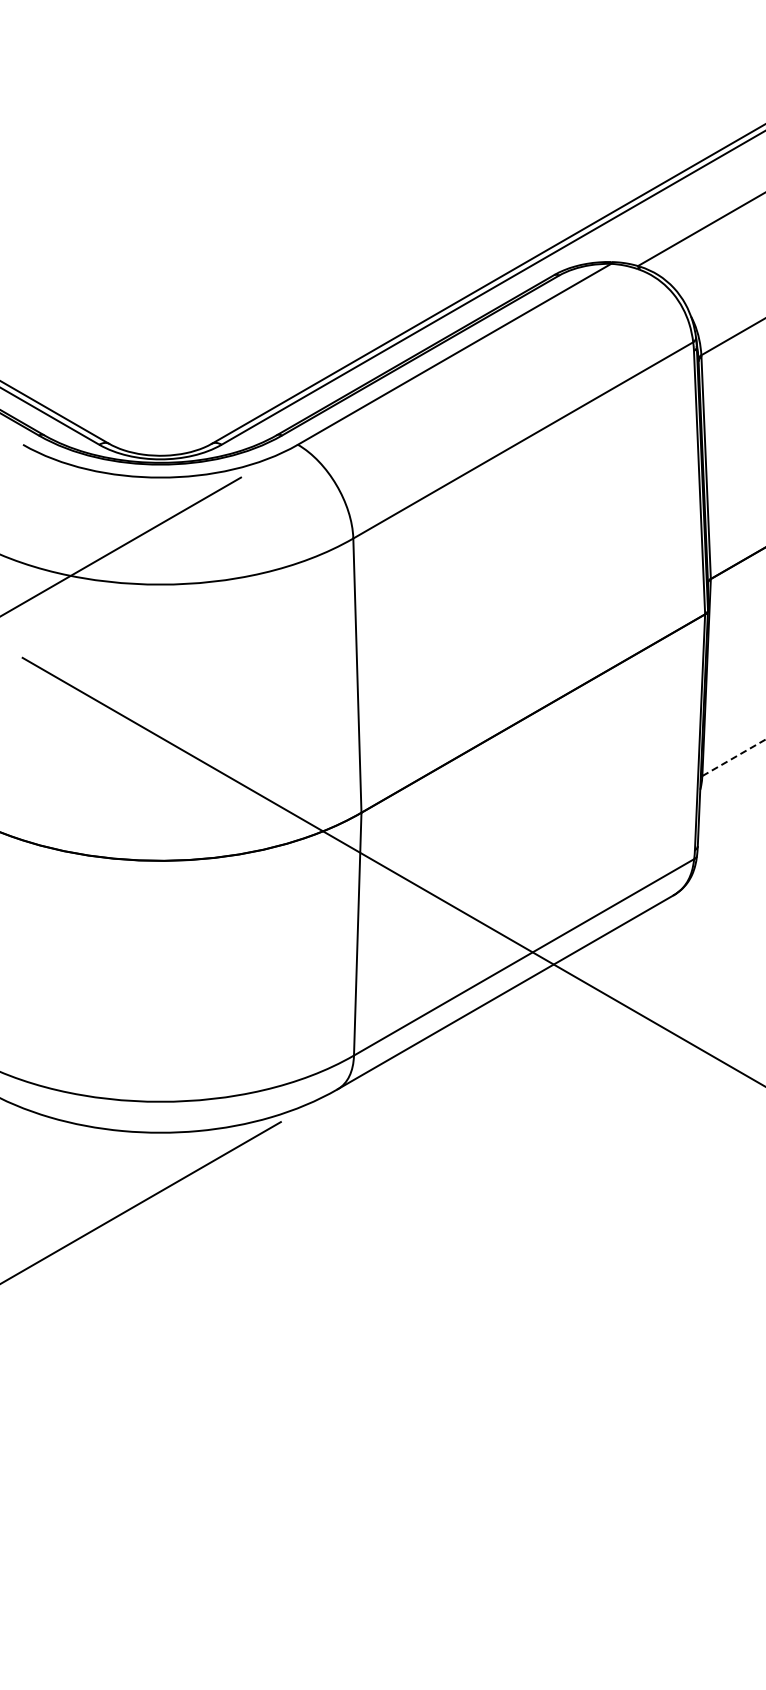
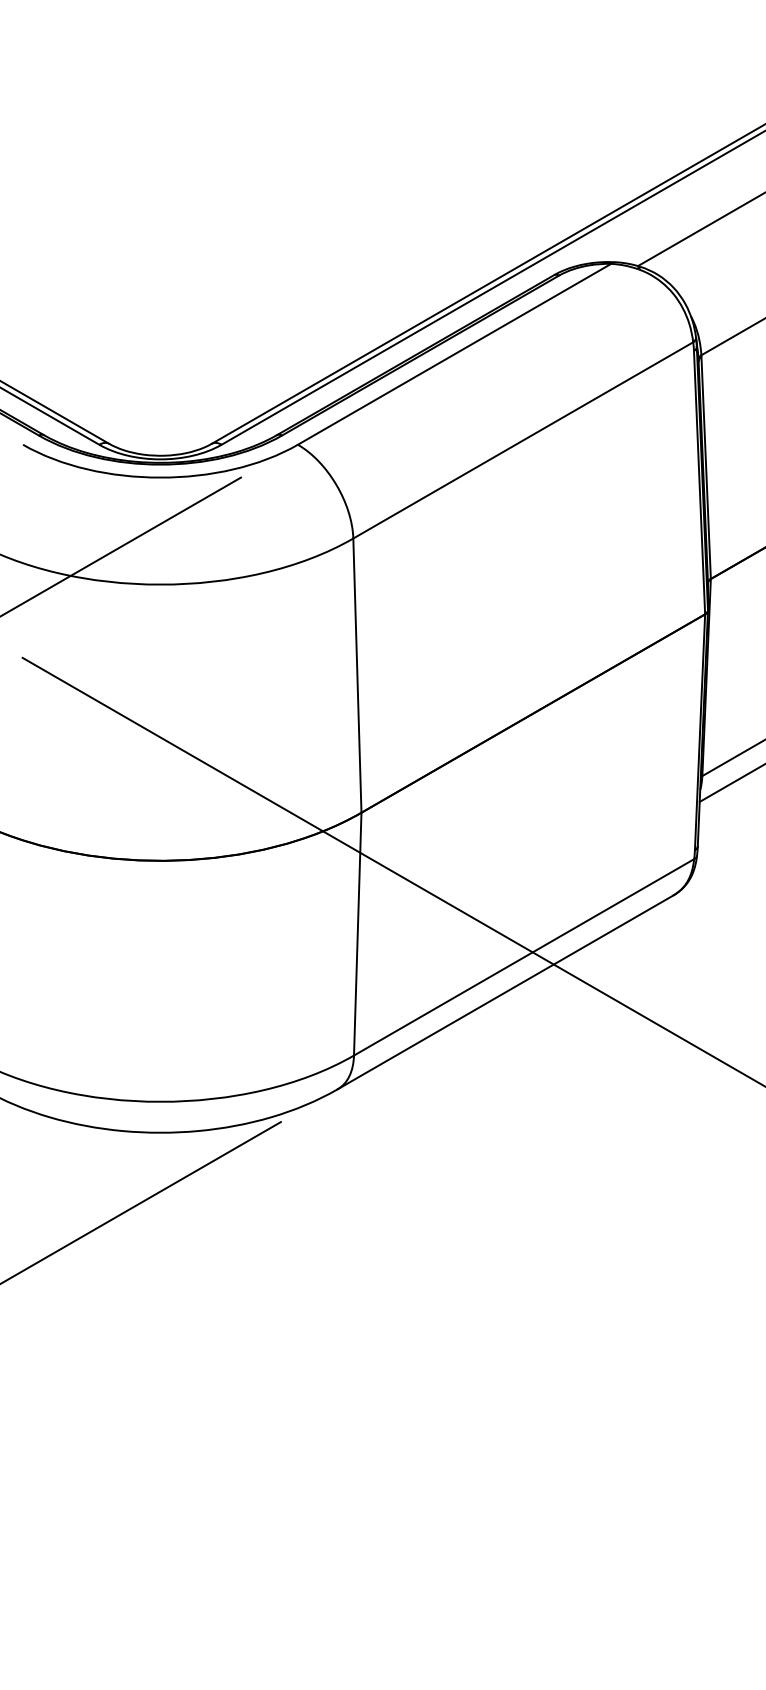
line: dashed -> solid (734, 757)
line: none -> present (730, 783)
